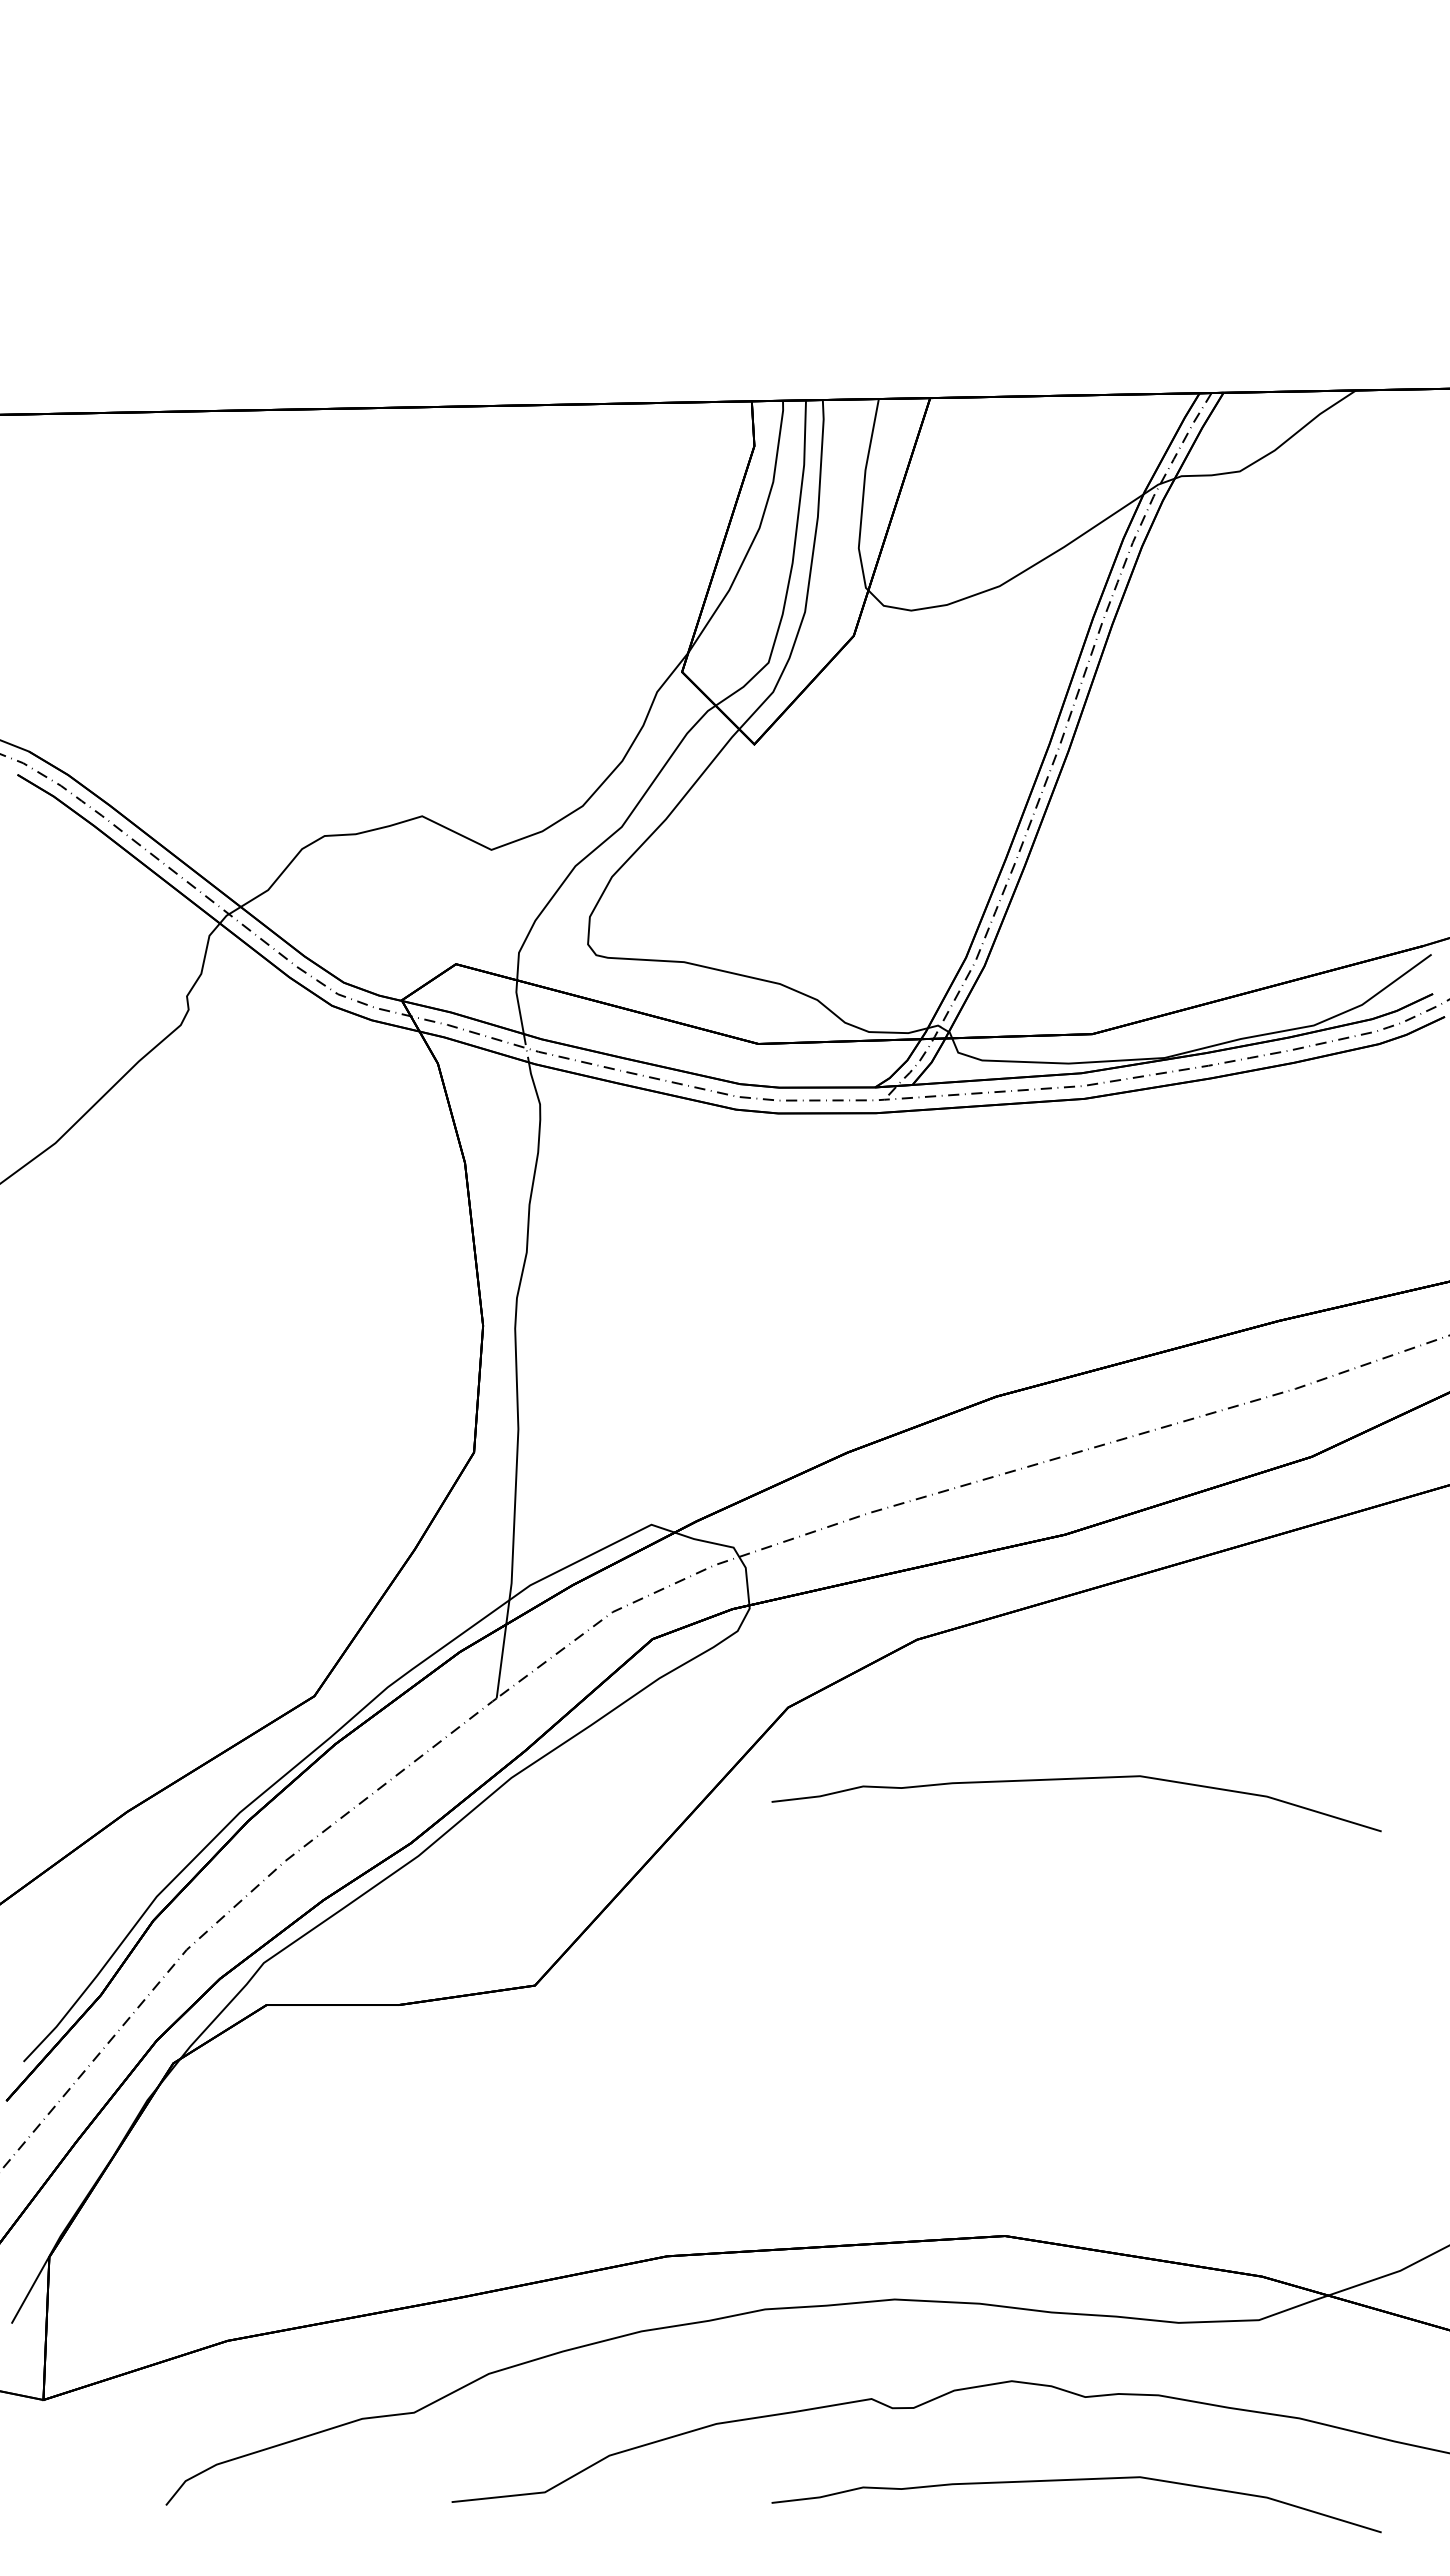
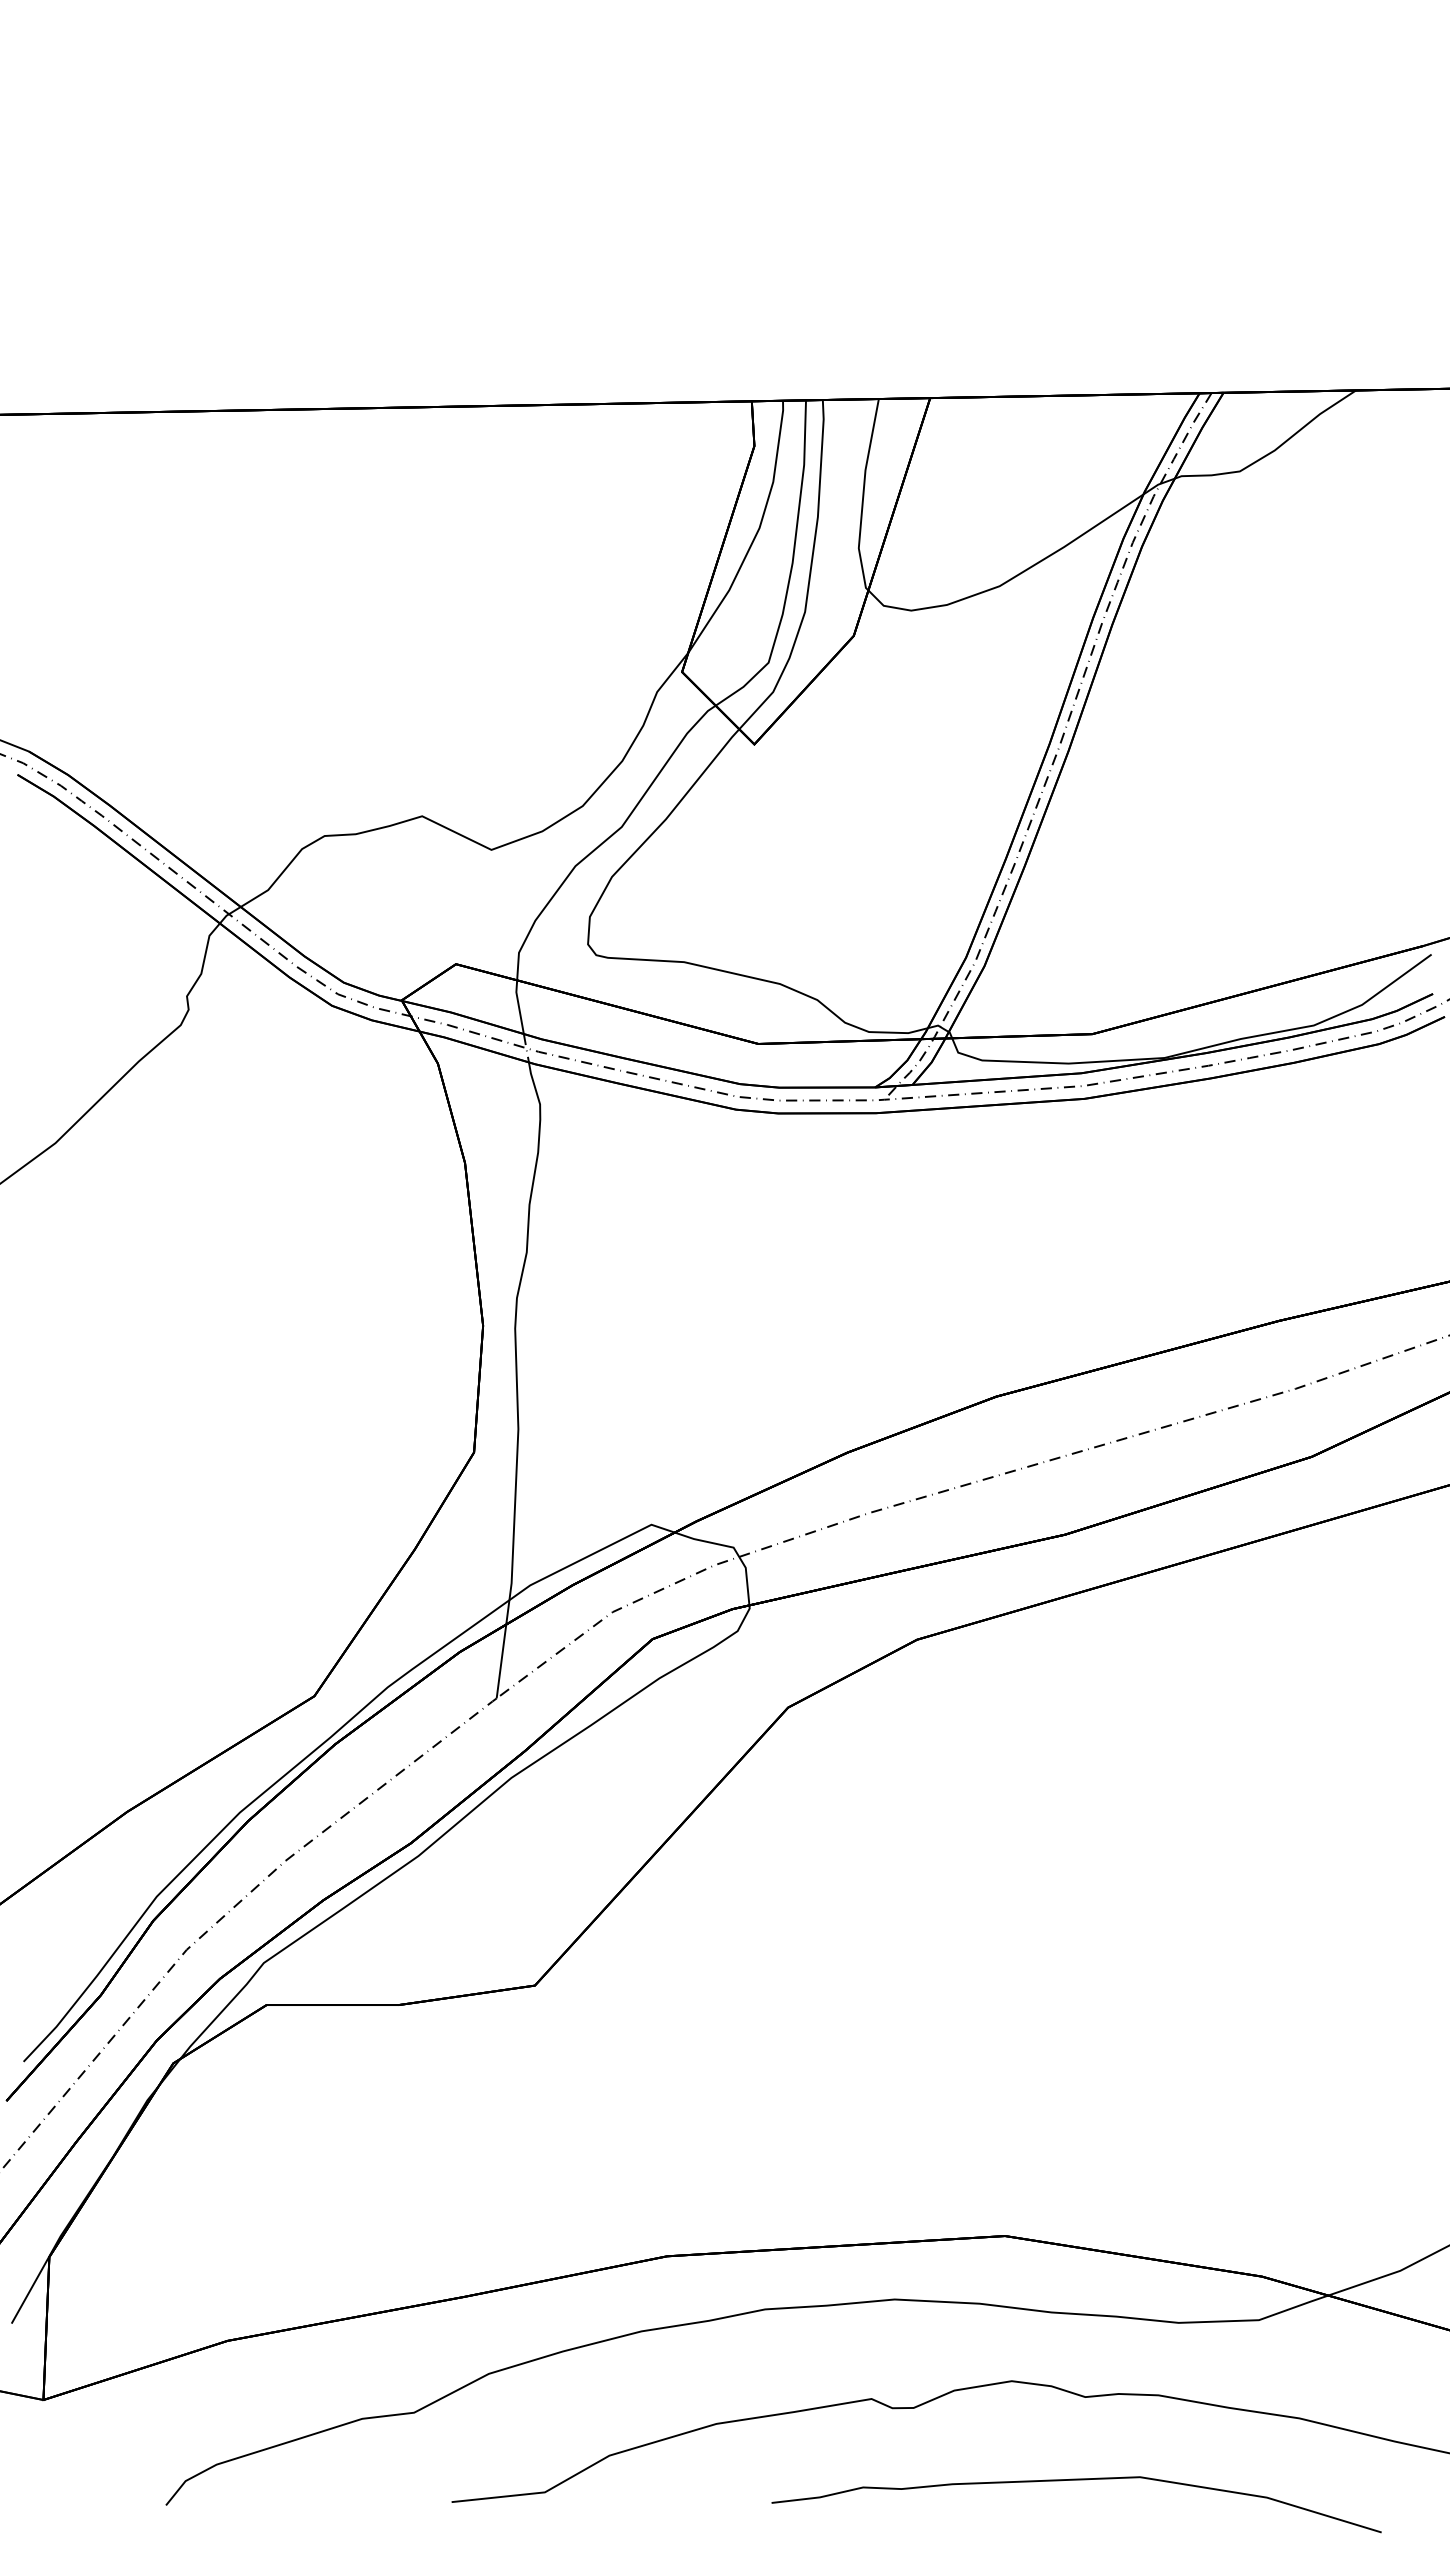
curve: present -> none (1076, 1779)
